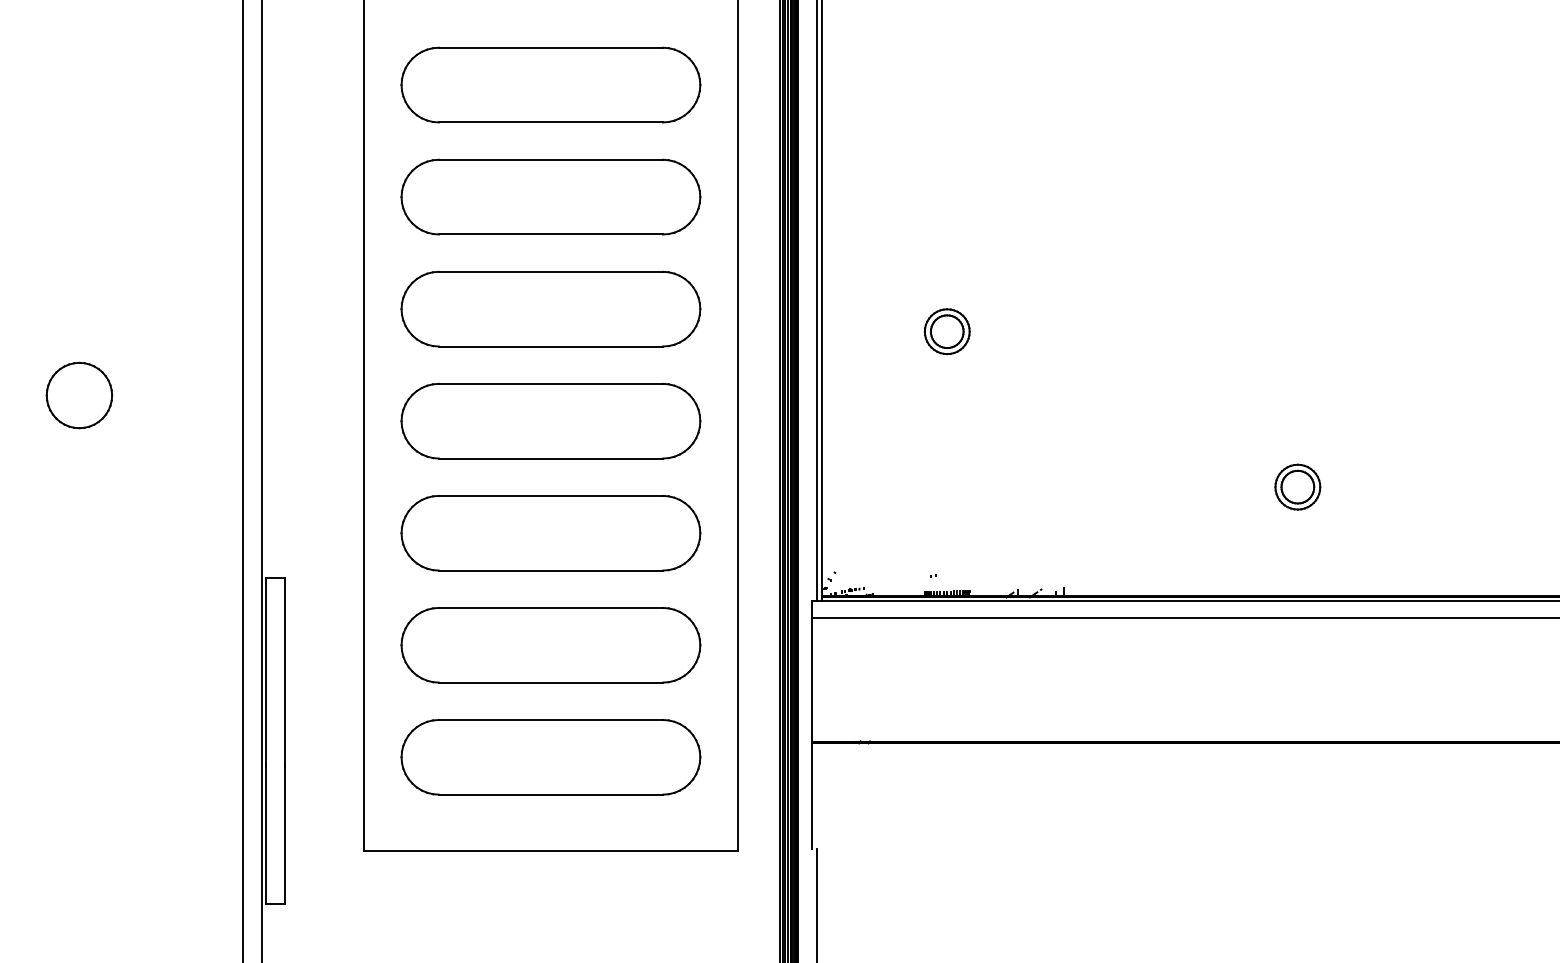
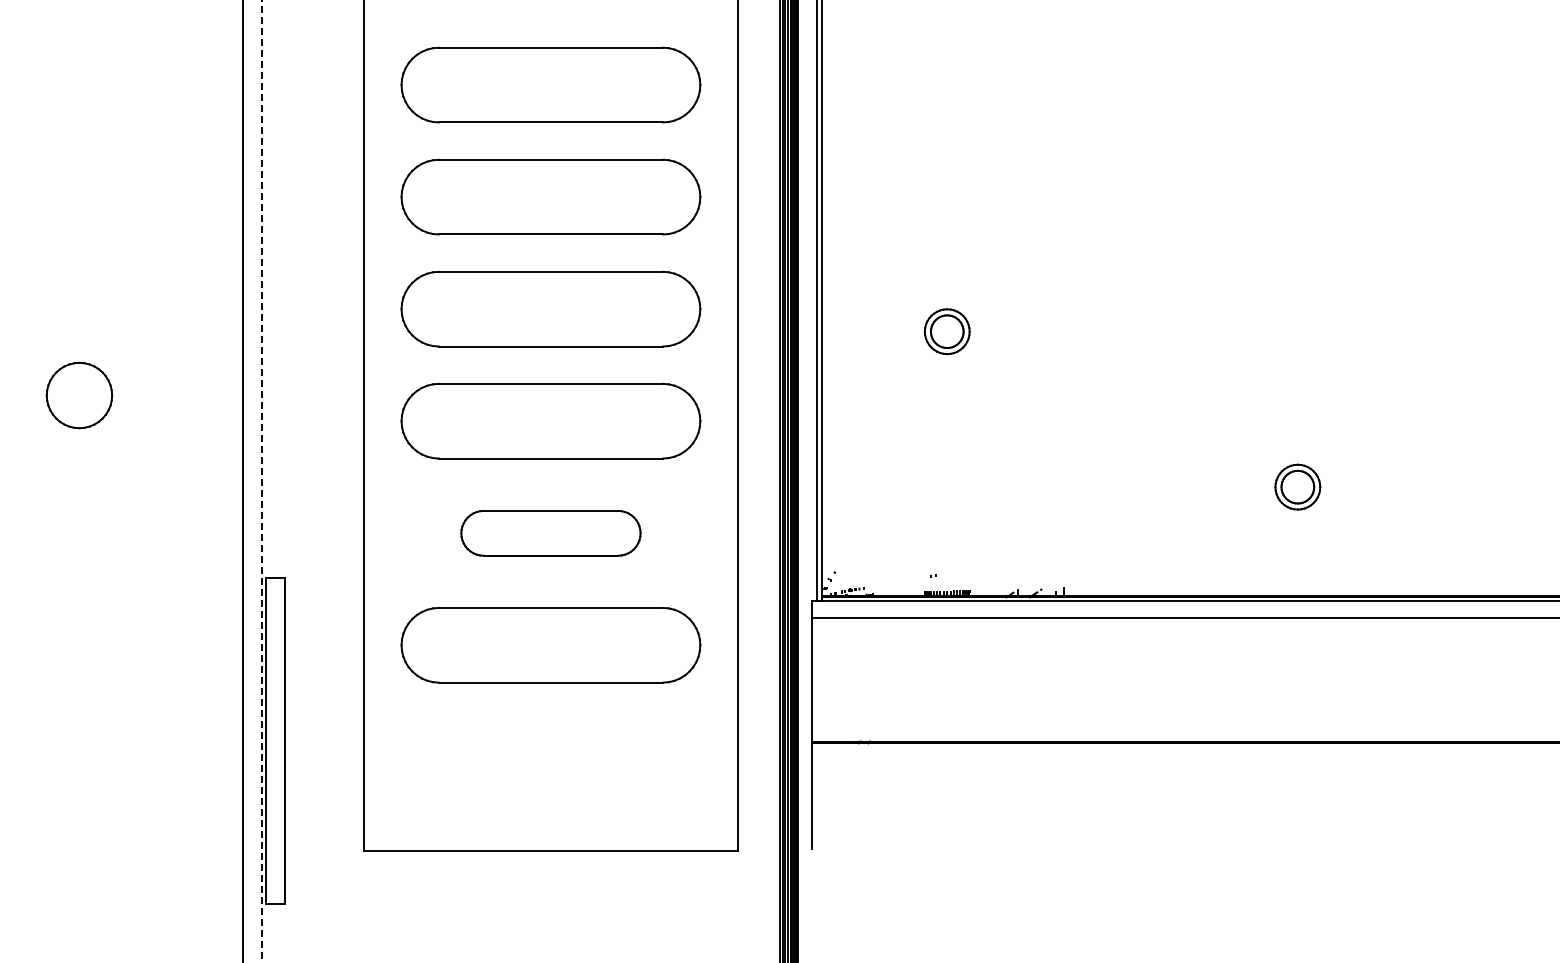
line: solid -> dashed (261, 481)
part size: 302x77 px -> 182x47 px (550, 533)
part: present -> none (550, 757)
line: present -> none (817, 904)
